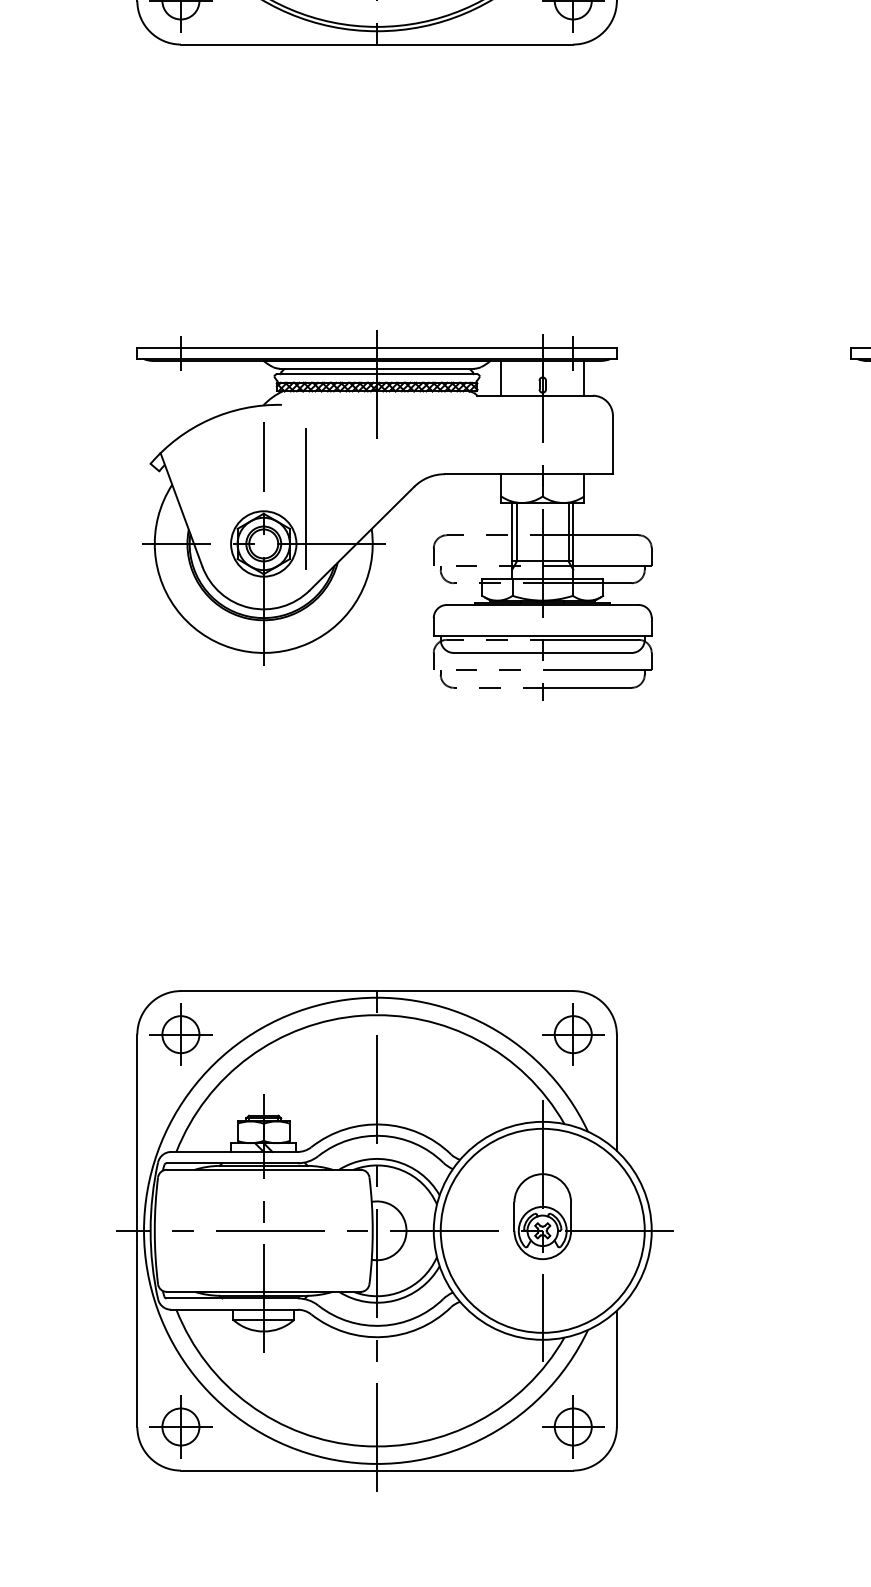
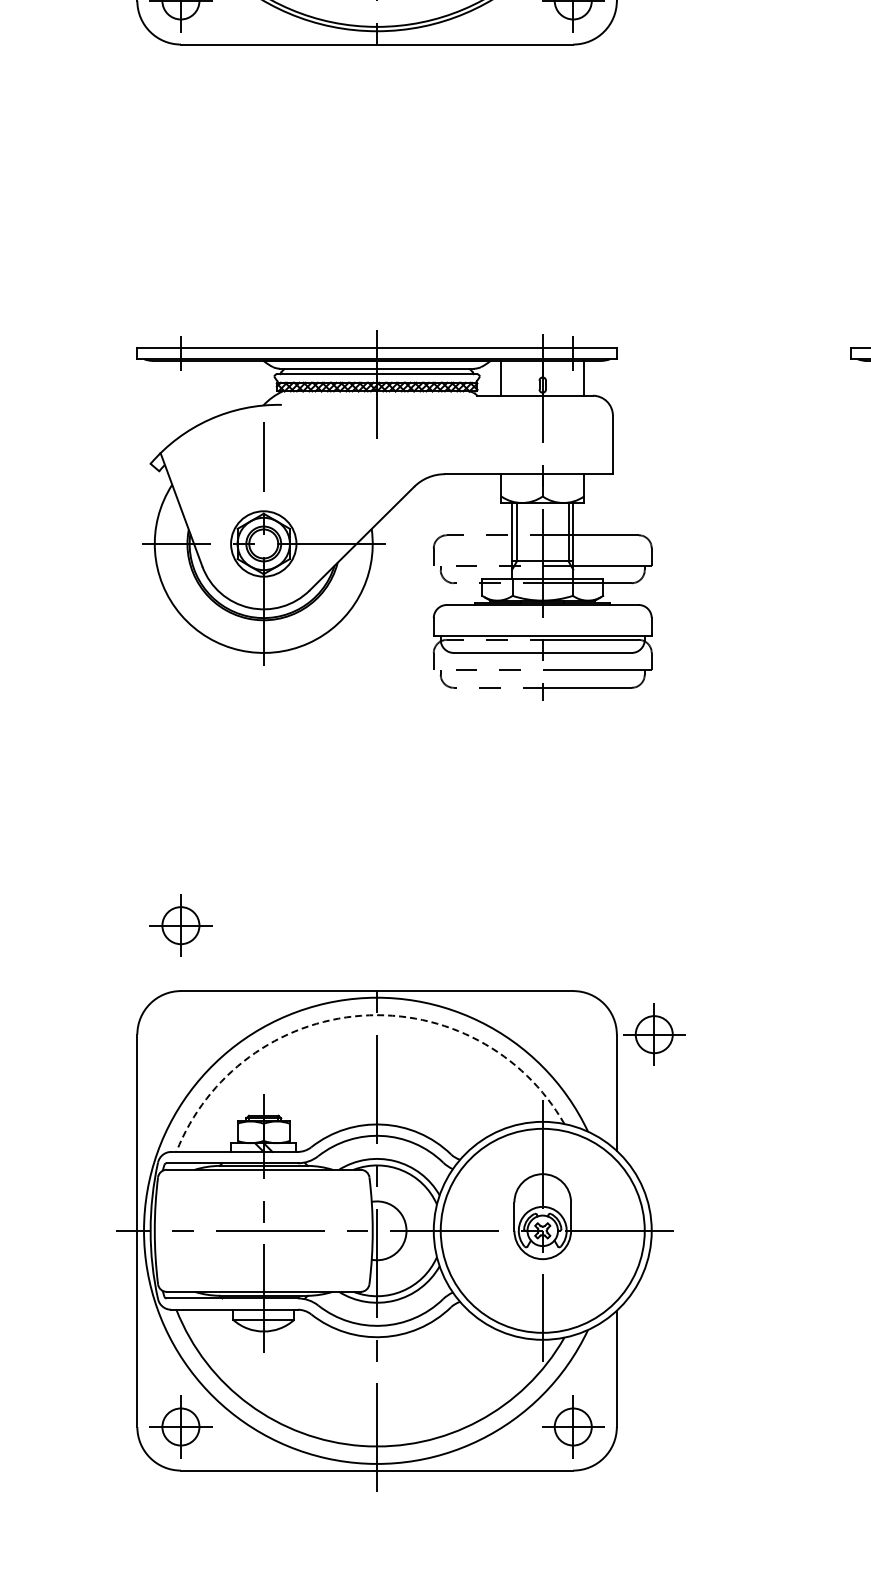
line: present -> none (305, 499)
arc: solid -> dashed (361, 1015)
part position: (180, 1034) -> (180, 925) (180, 925)
part position: (573, 1034) -> (654, 1034) (654, 1034)
